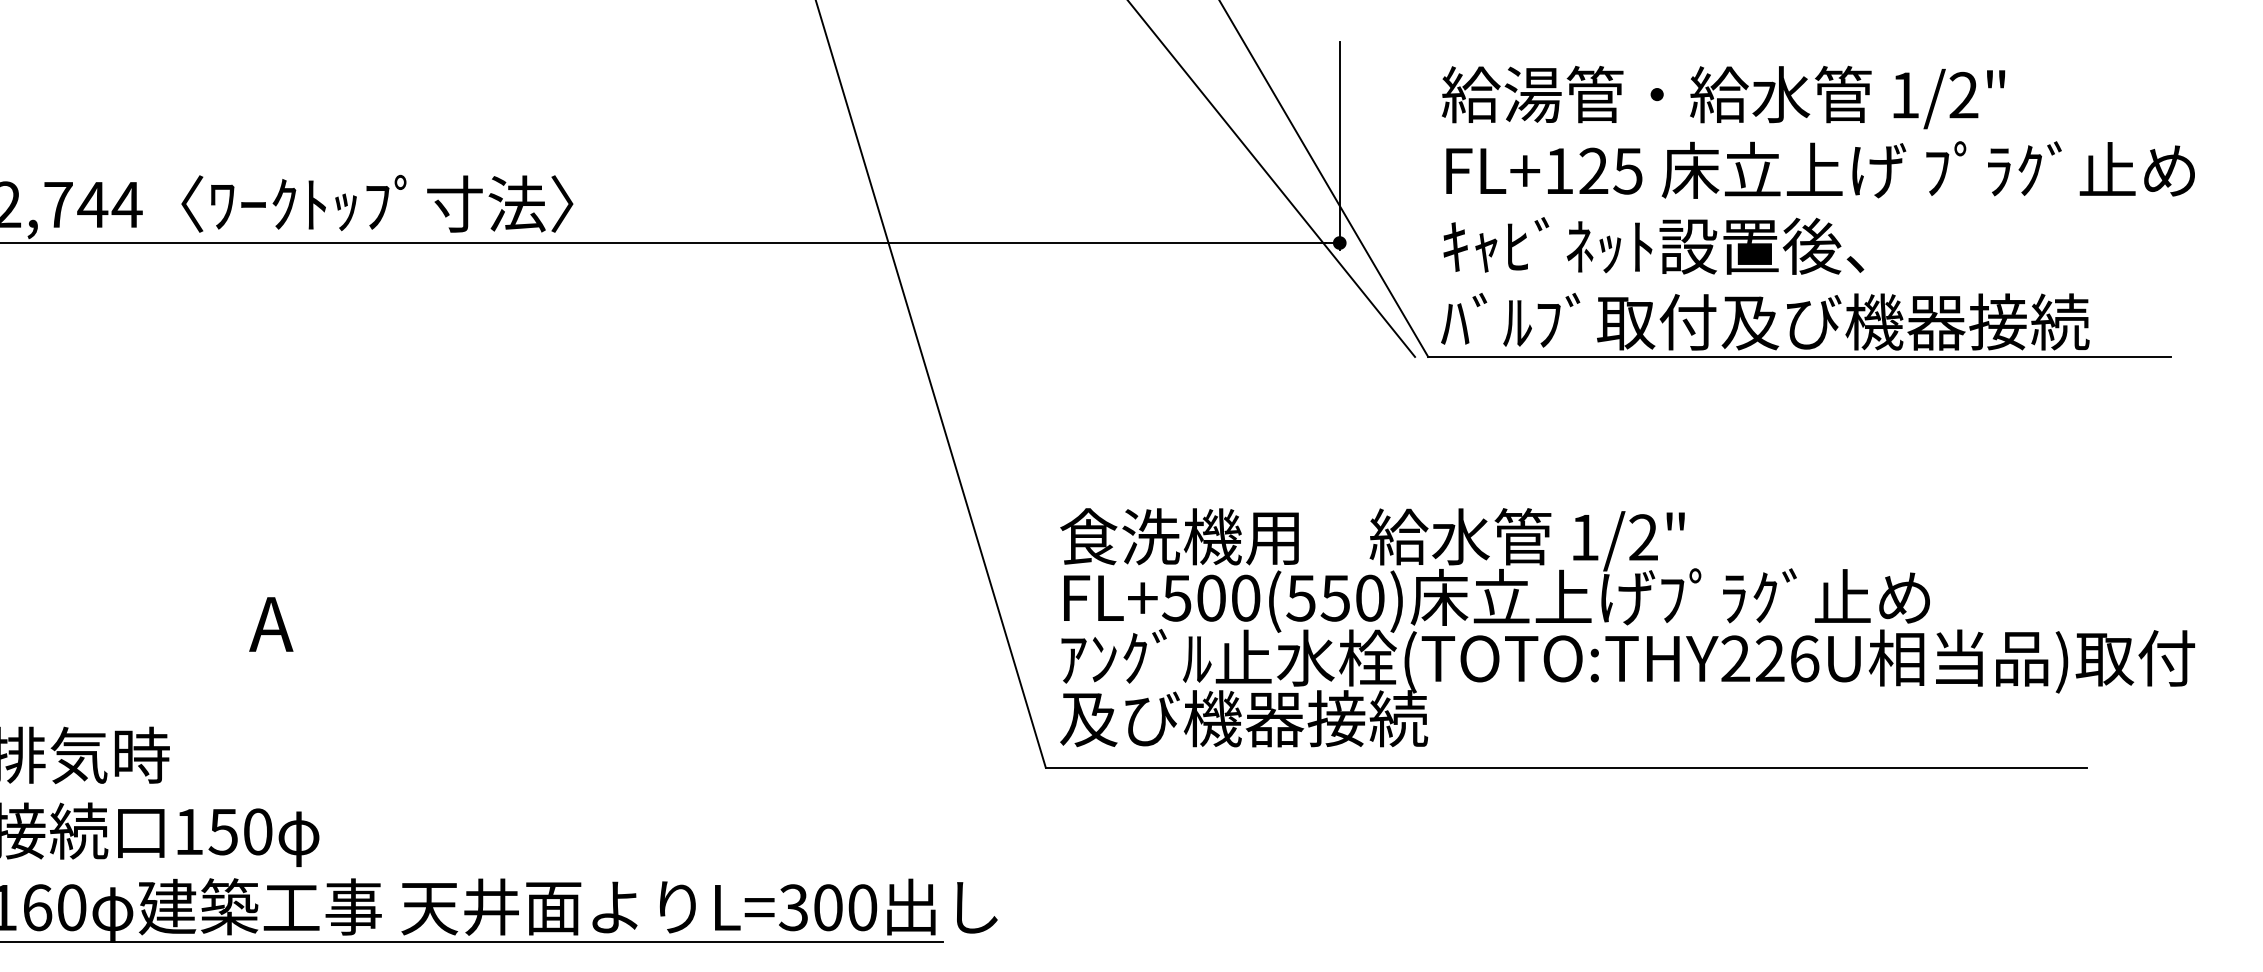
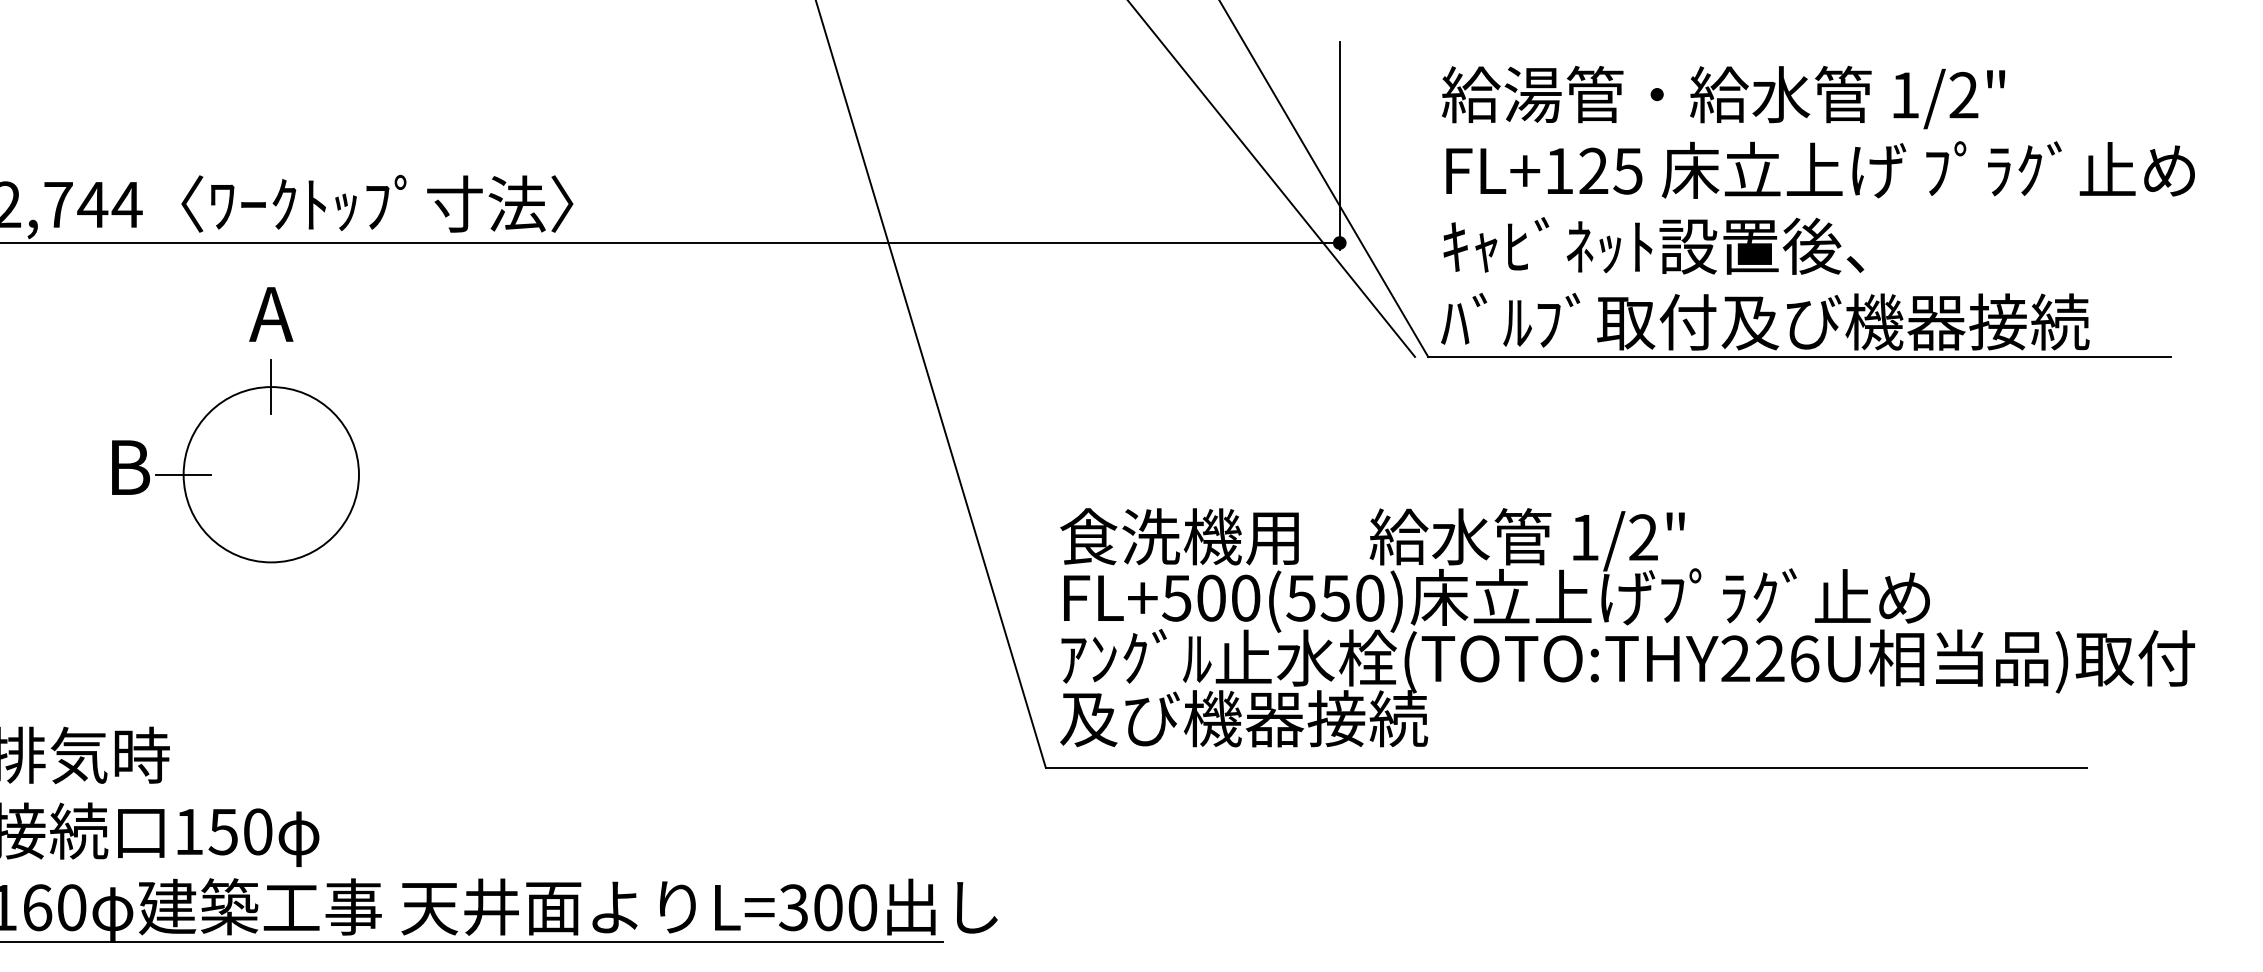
part: none -> present (235, 461)
text position: (271, 624) -> (271, 314) (271, 314)
